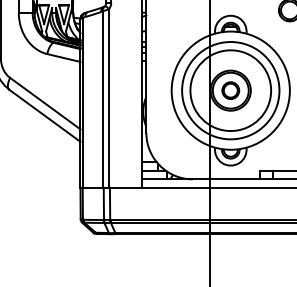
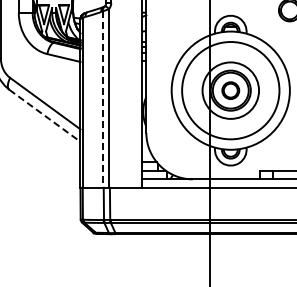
circle diameter: 81 px -> 56 px (230, 90)
line: solid -> dashed (103, 99)
line: solid -> dashed (45, 116)
